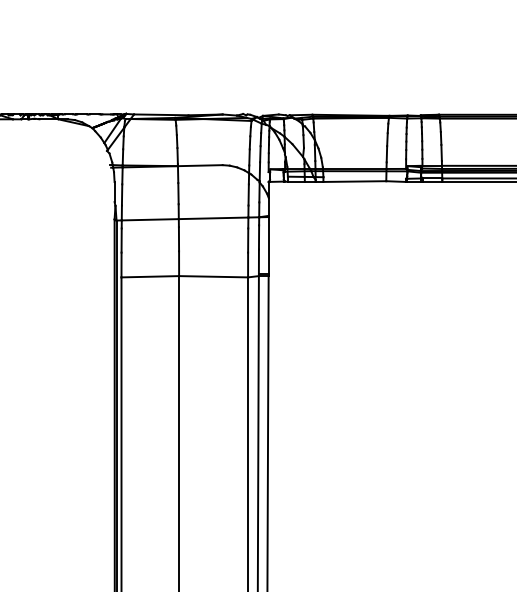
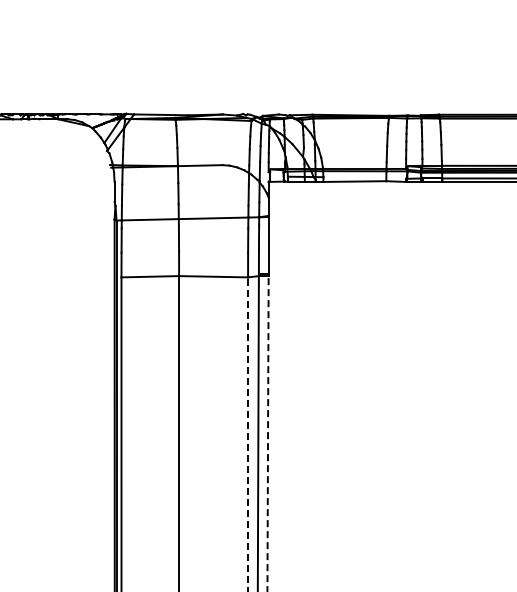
line: solid -> dashed (268, 433)
line: solid -> dashed (248, 434)
